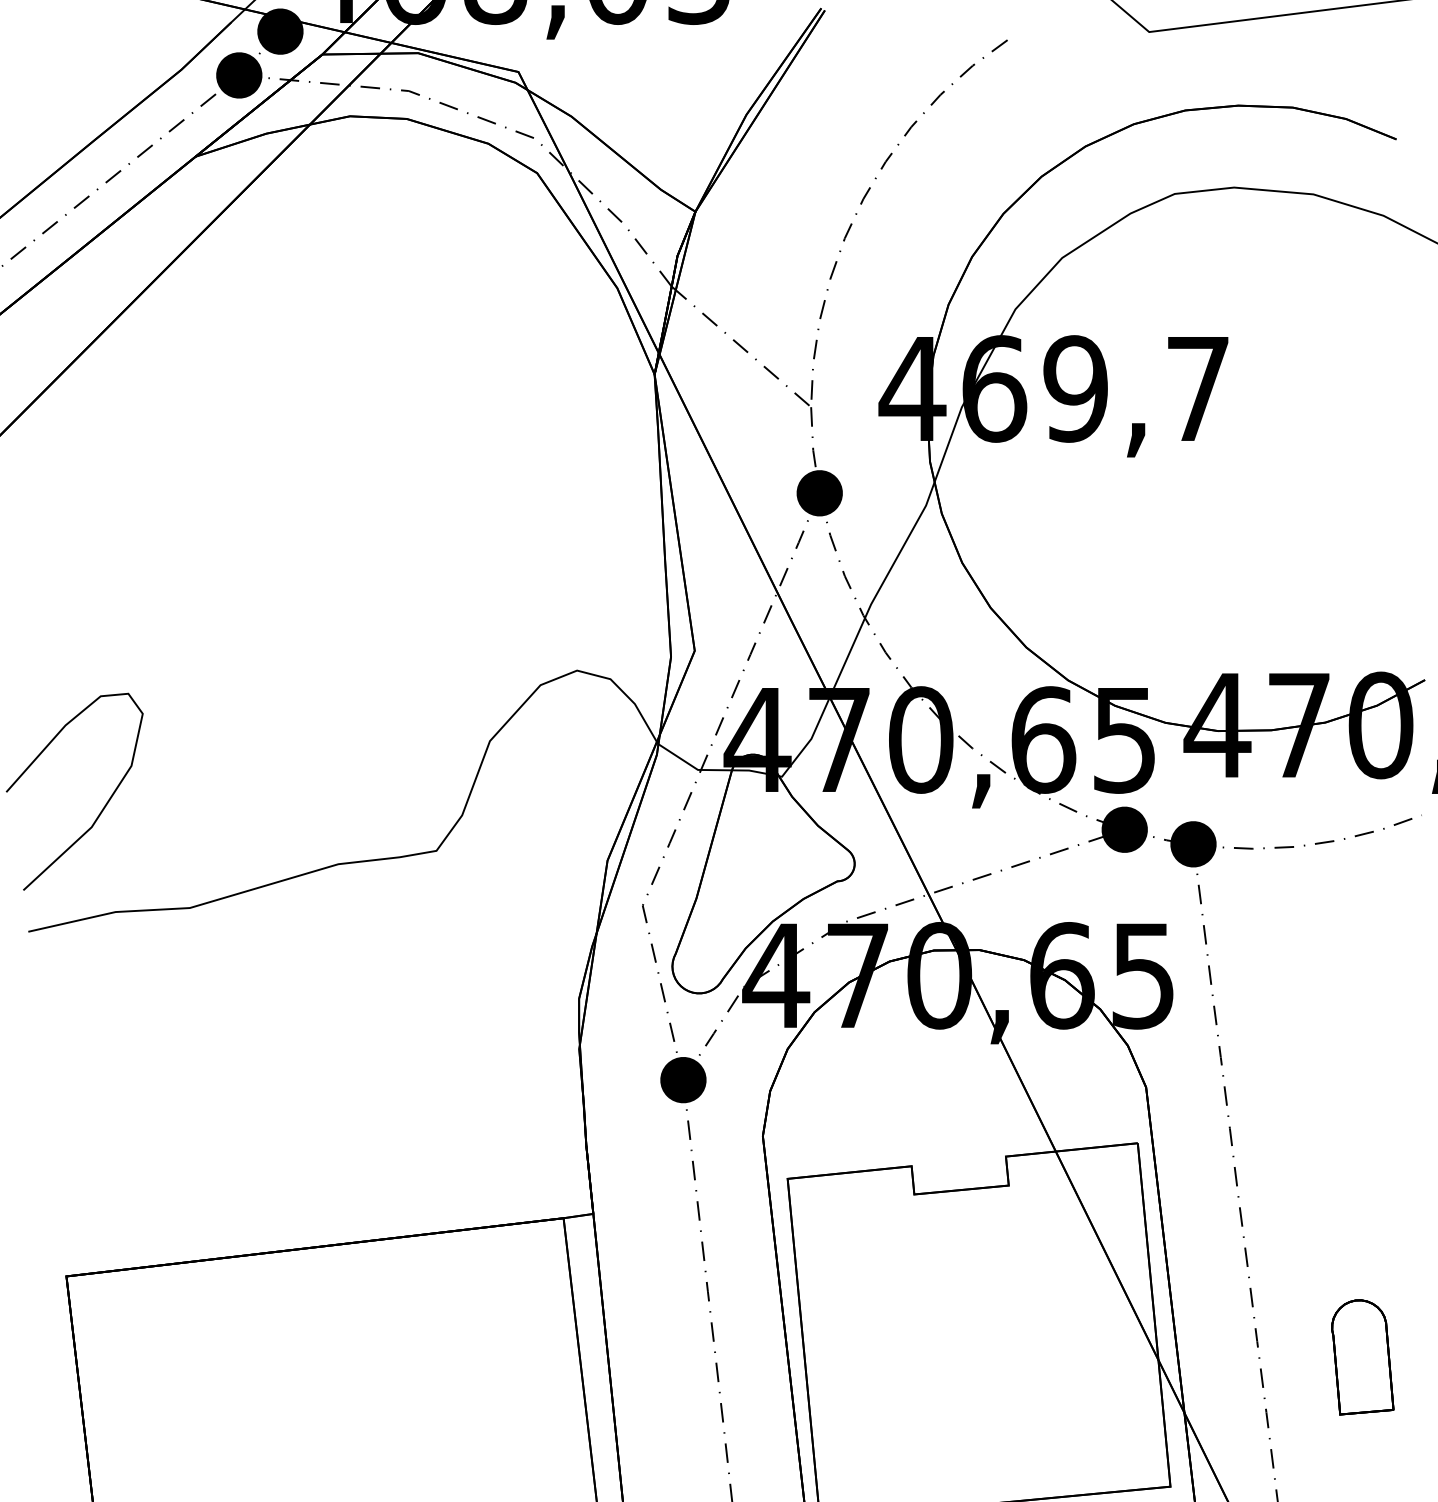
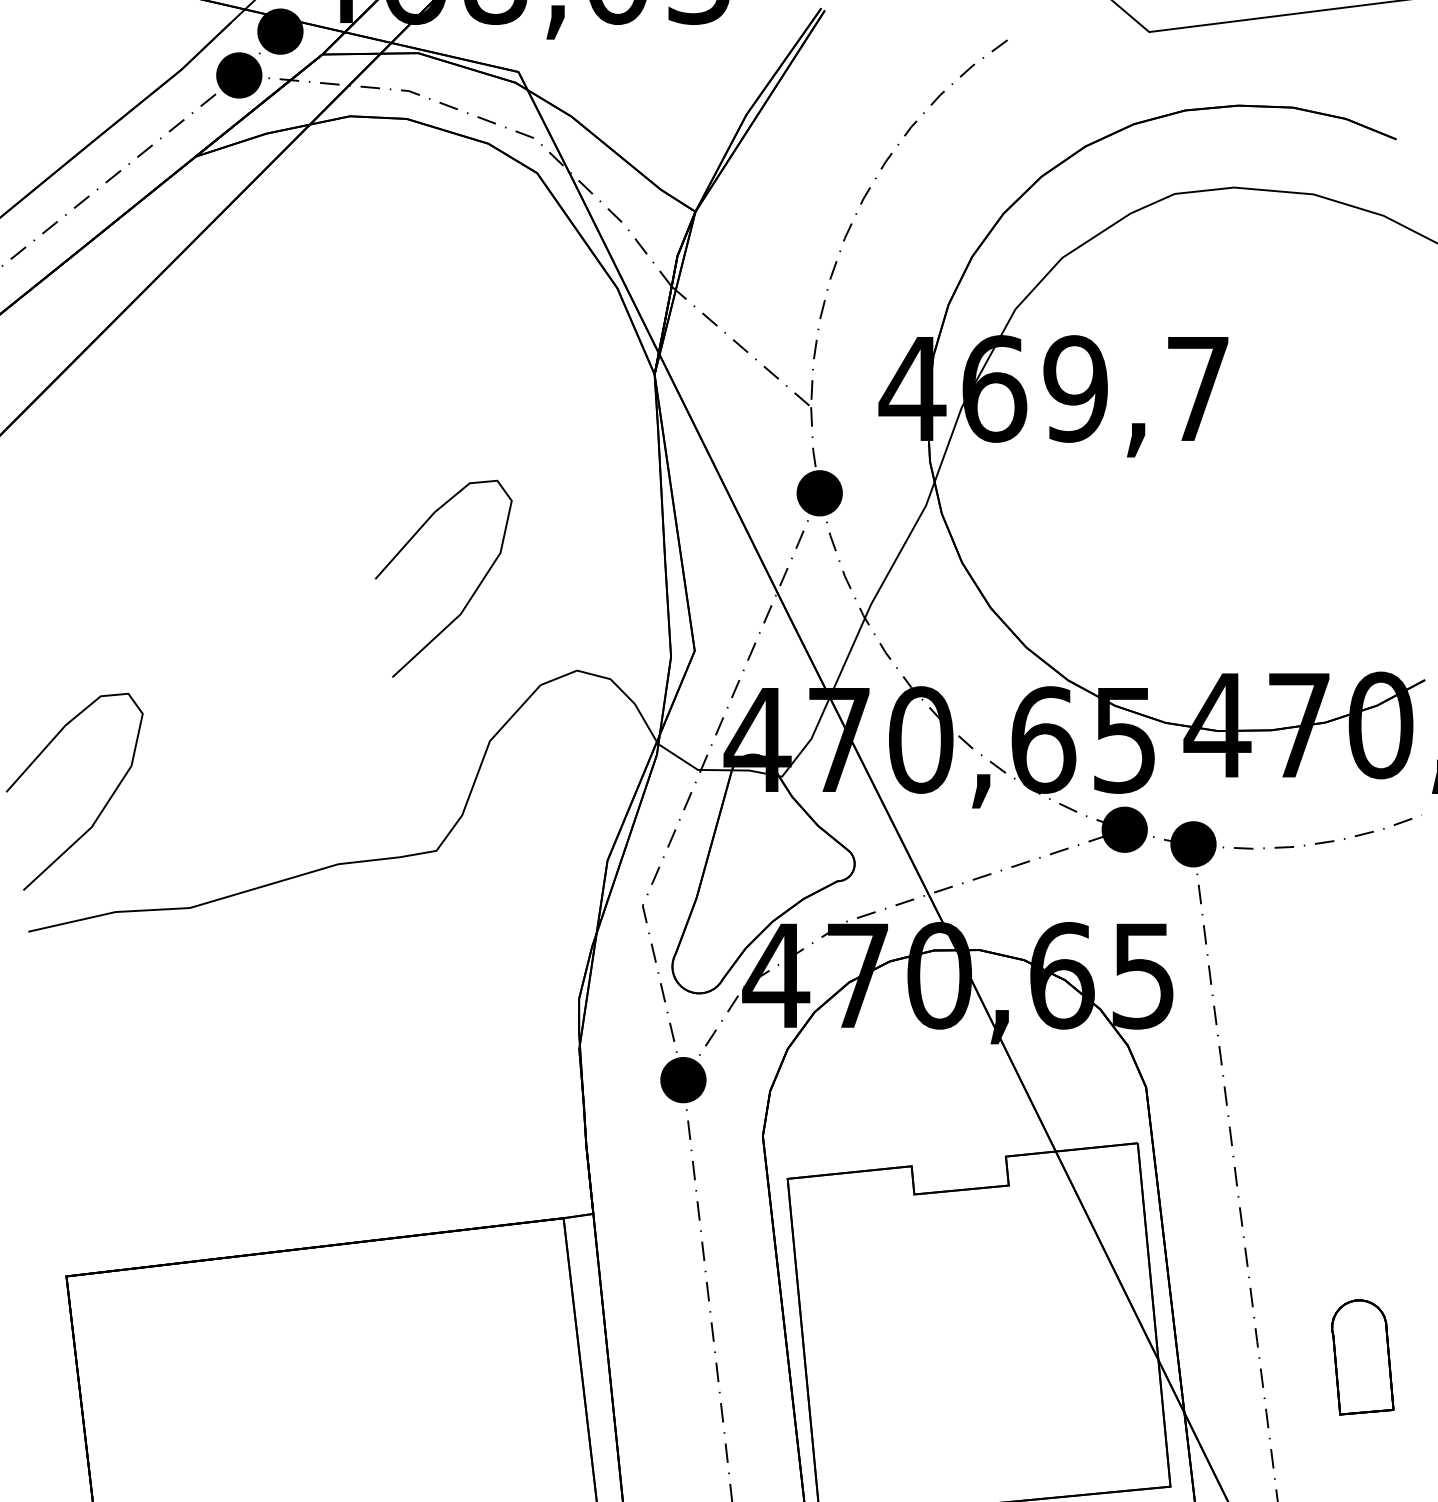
curve: none -> present (471, 595)
